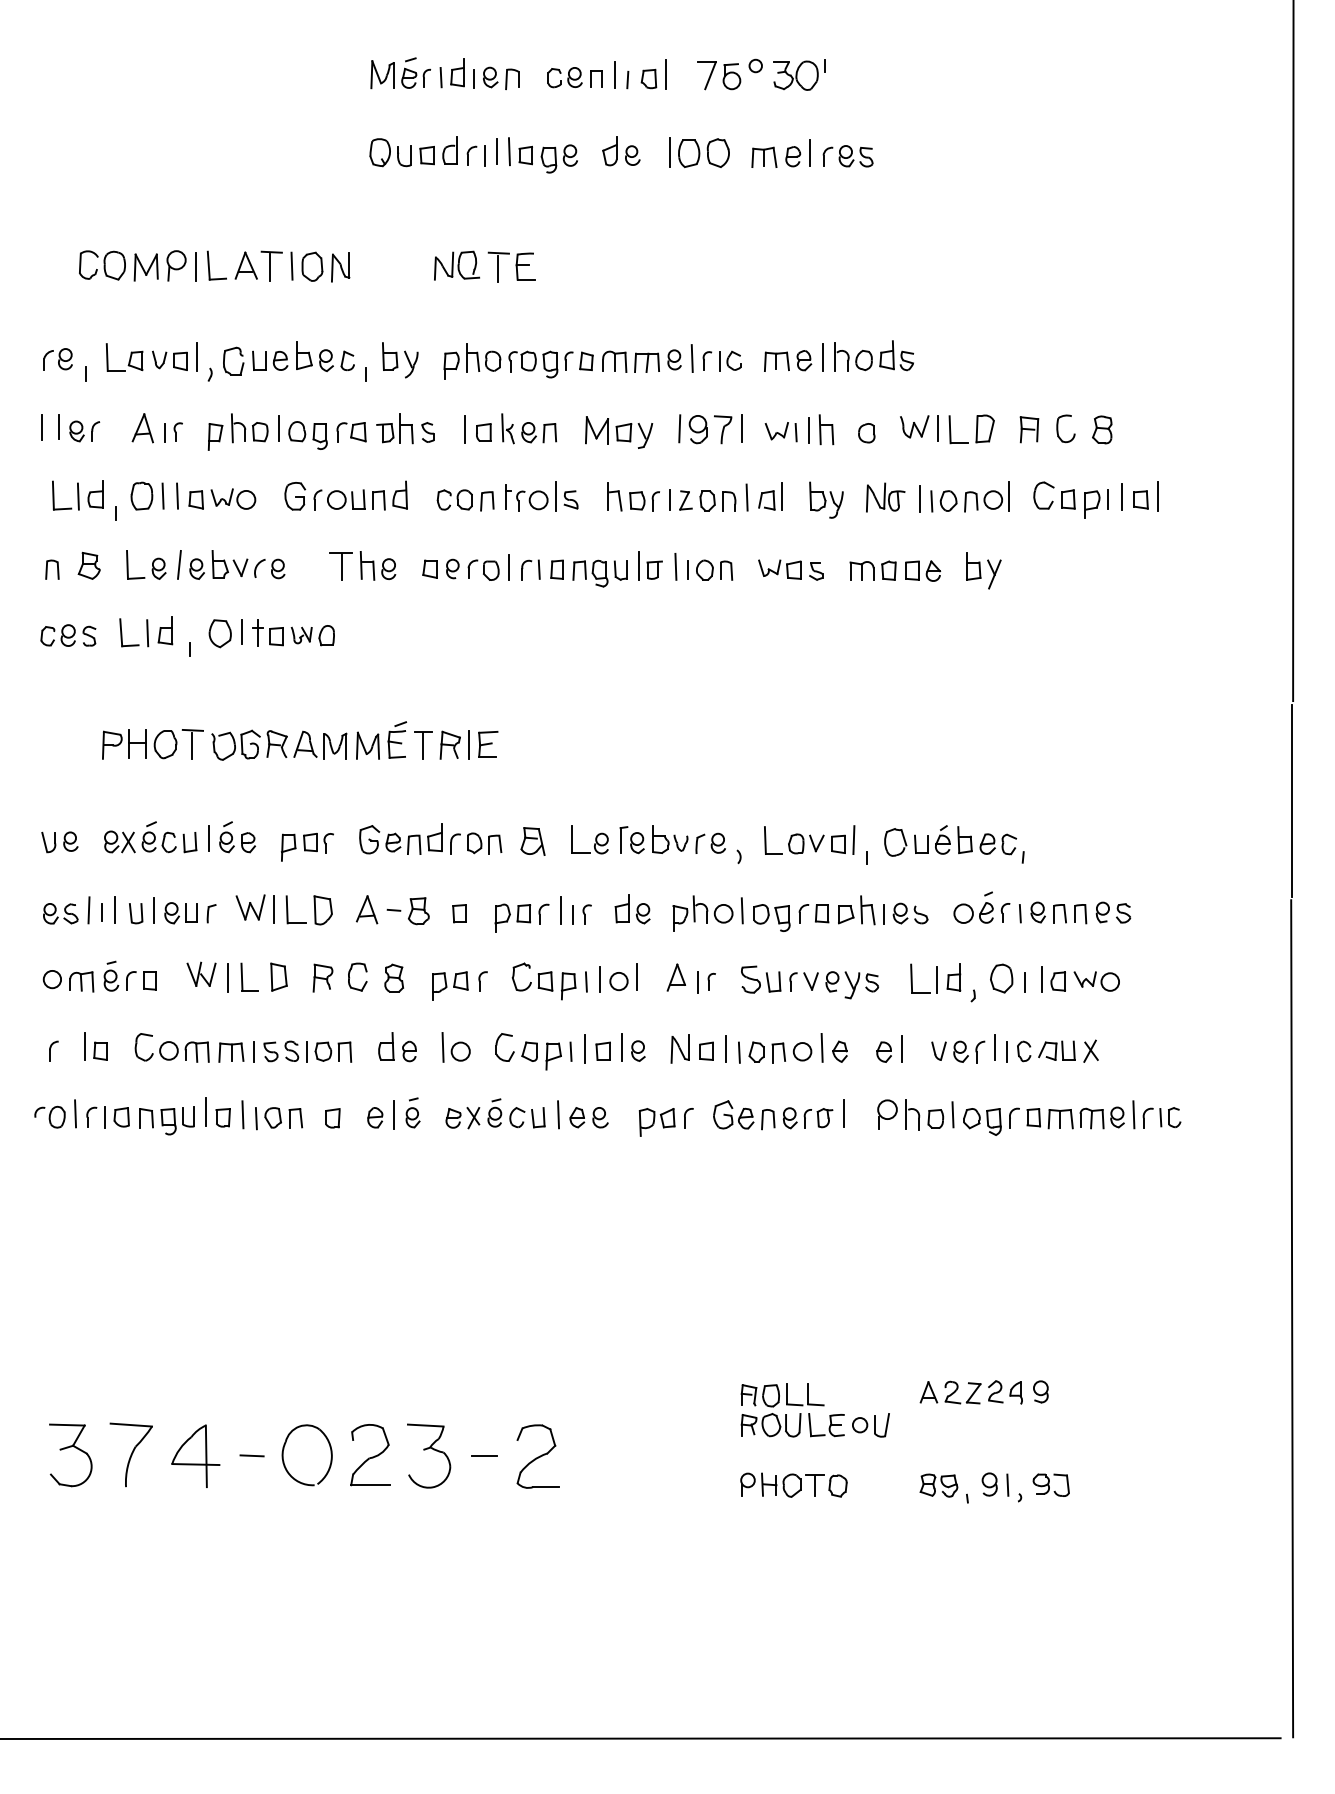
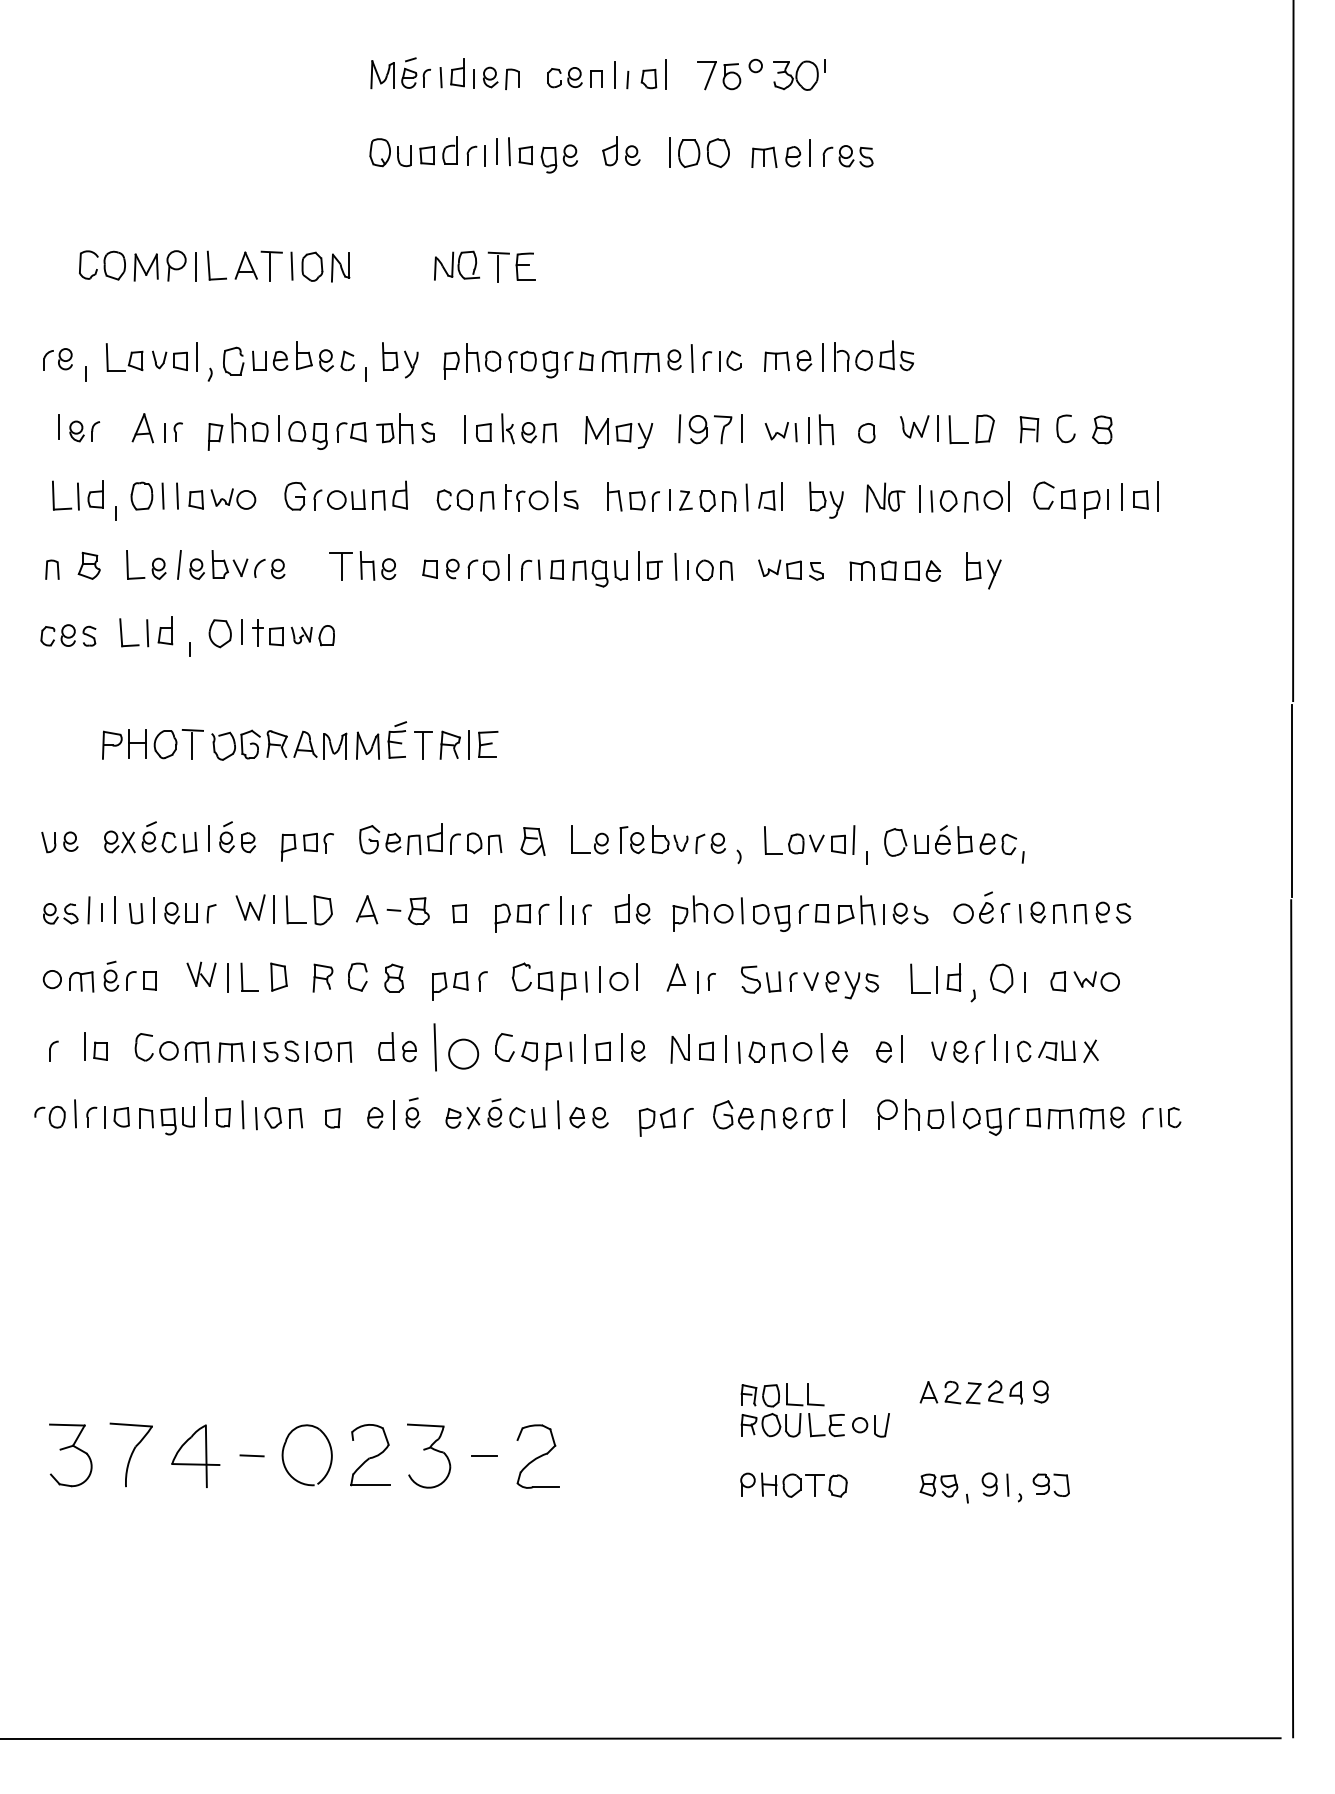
line: present -> none (42, 427)
line: present -> none (1042, 978)
part size: 30x31 px -> 47x49 px (456, 1047)
line: present -> none (1133, 1114)
